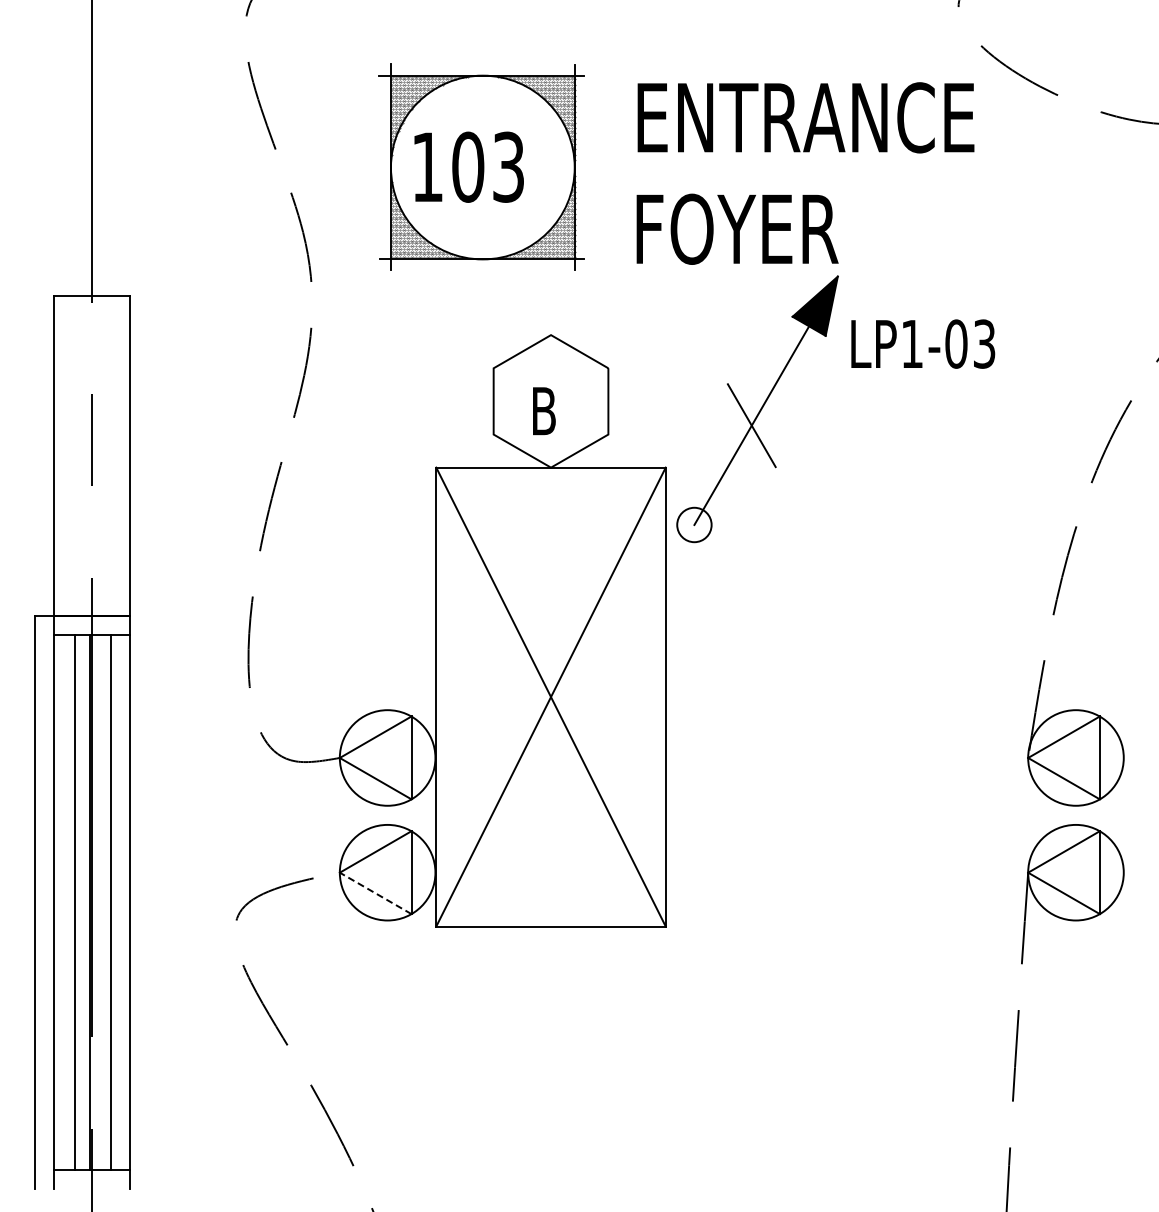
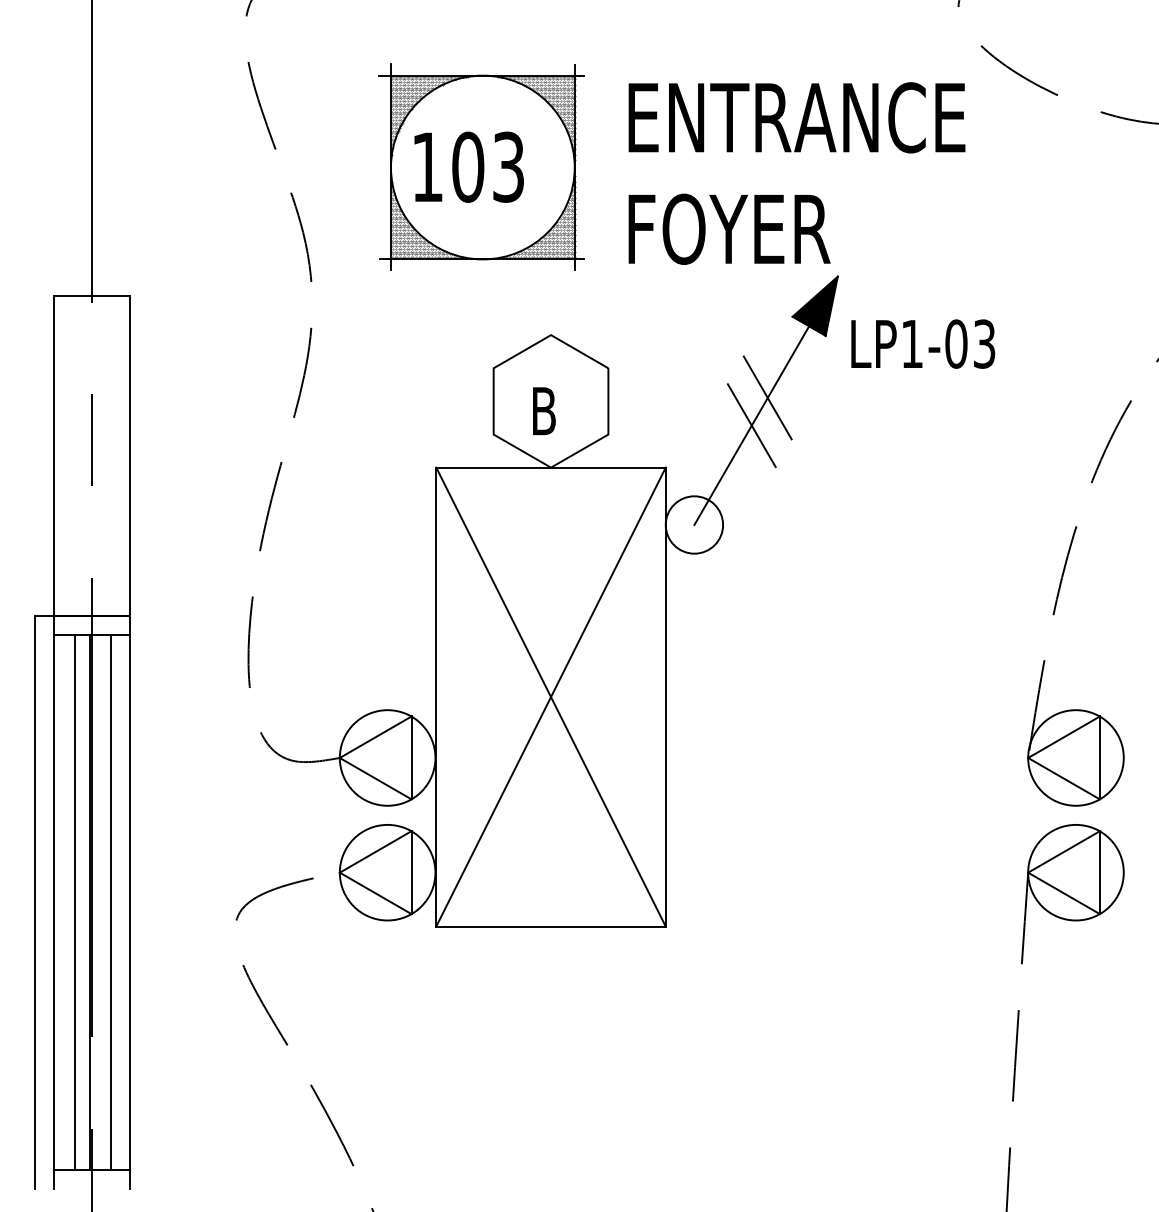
text position: (805, 117) -> (796, 117) (796, 117)
text position: (737, 228) -> (729, 228) (729, 228)
line: none -> present (767, 397)
circle diameter: 34 px -> 57 px (694, 524)
line: dashed -> solid (375, 893)
